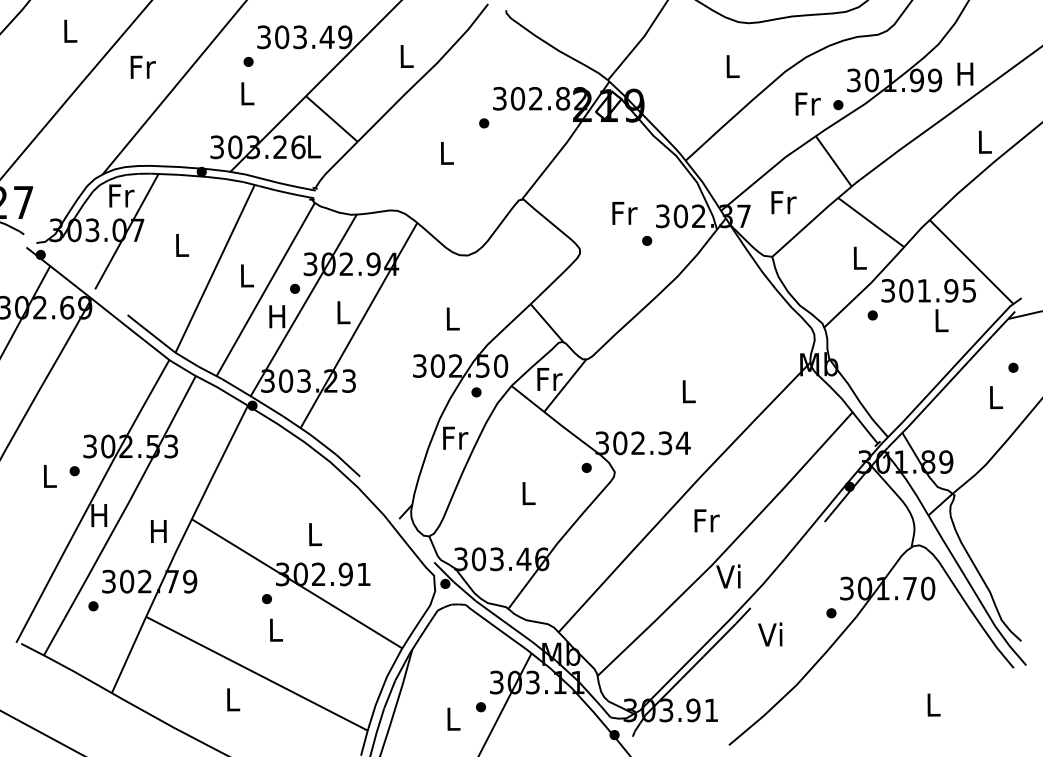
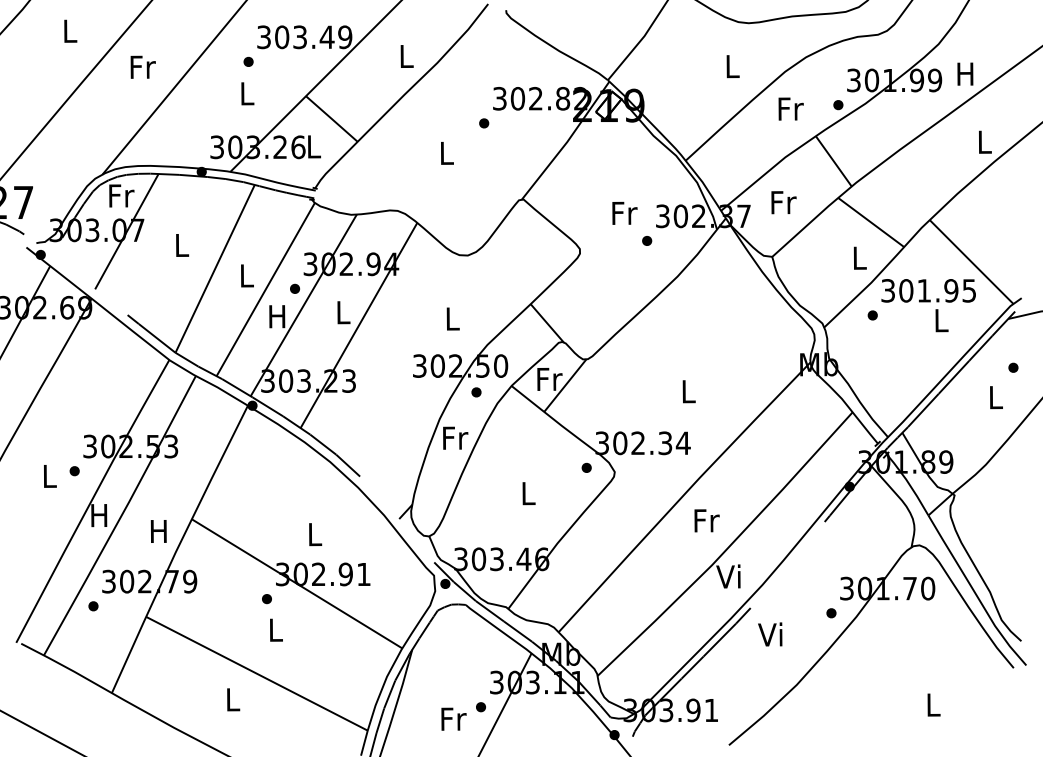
text position: (807, 103) -> (790, 108) (790, 108)
text: L -> Fr (453, 718)
